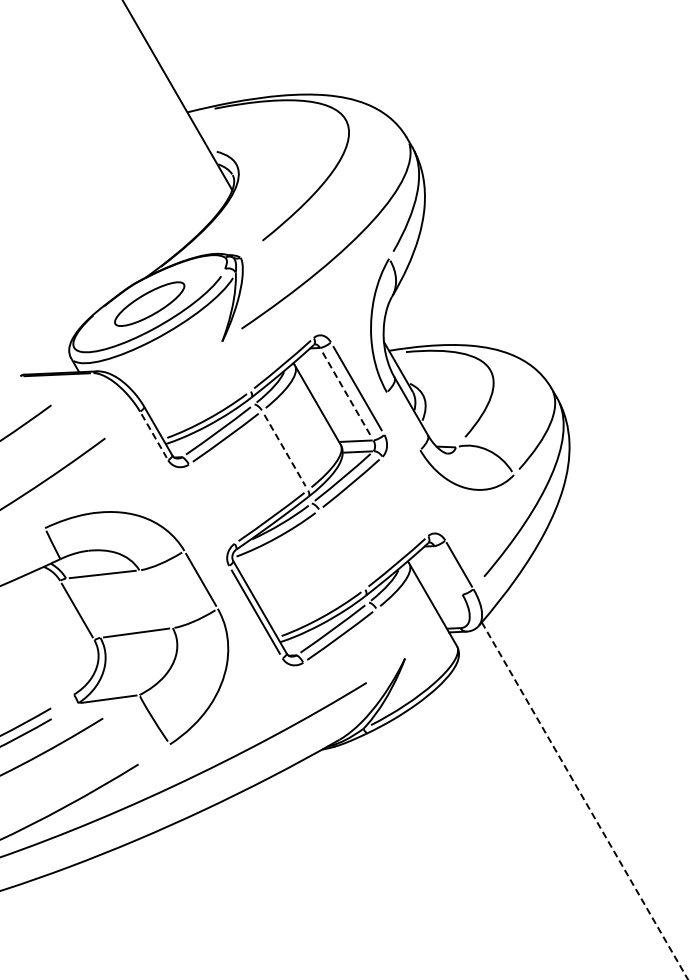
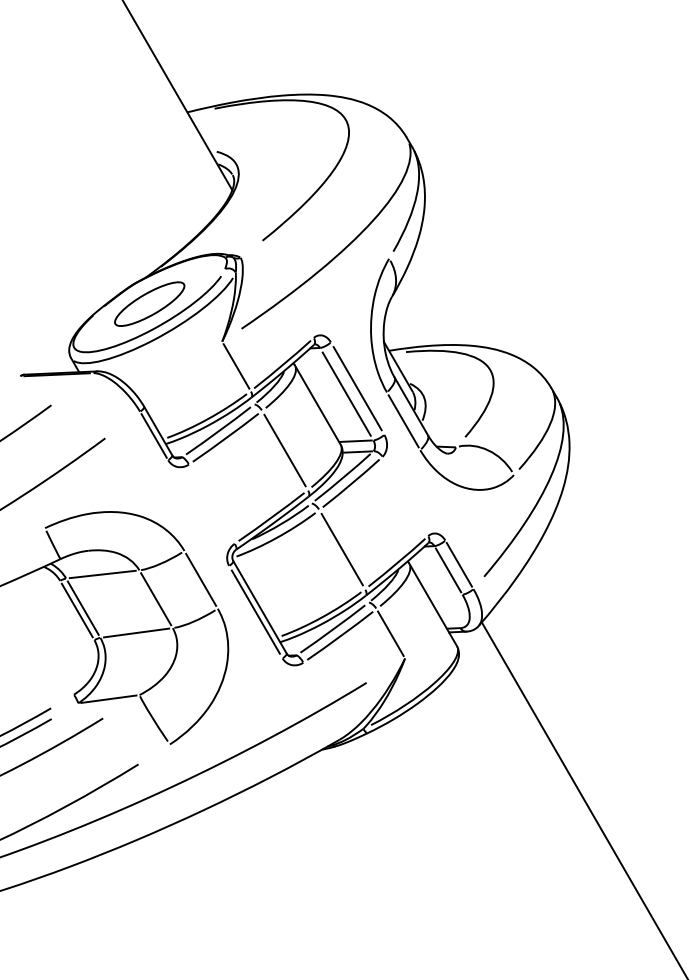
line: none -> present (236, 366)
line: dashed -> solid (347, 394)
line: none -> present (403, 421)
line: dashed -> solid (154, 436)
line: dashed -> solid (285, 450)
line: none -> present (341, 549)
line: none -> present (448, 570)
line: none -> present (156, 599)
line: none -> present (82, 607)
line: none -> present (390, 633)
line: dashed -> solid (584, 800)
